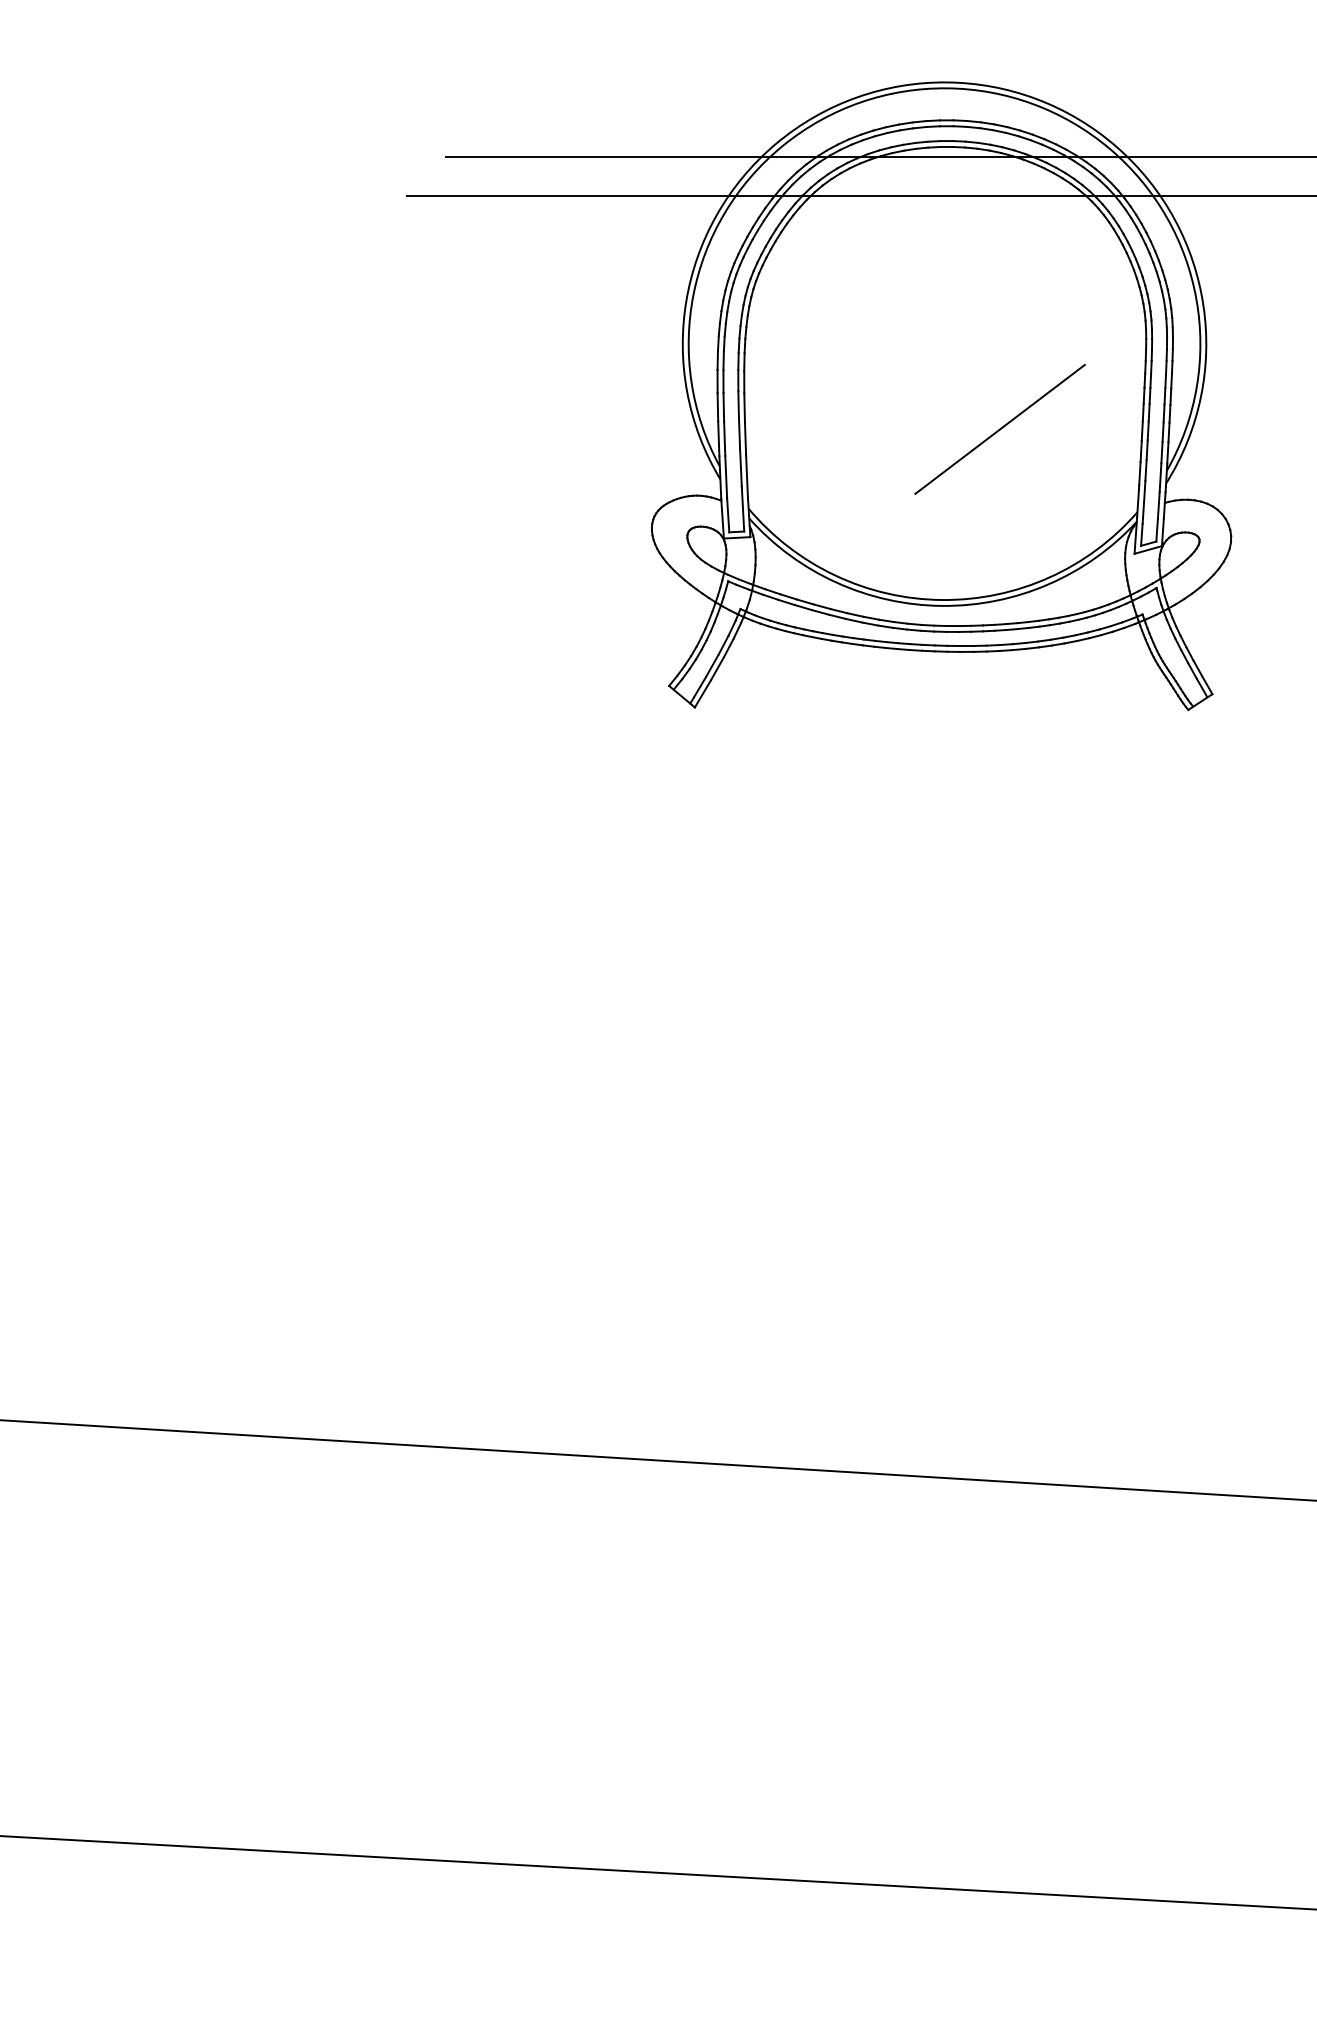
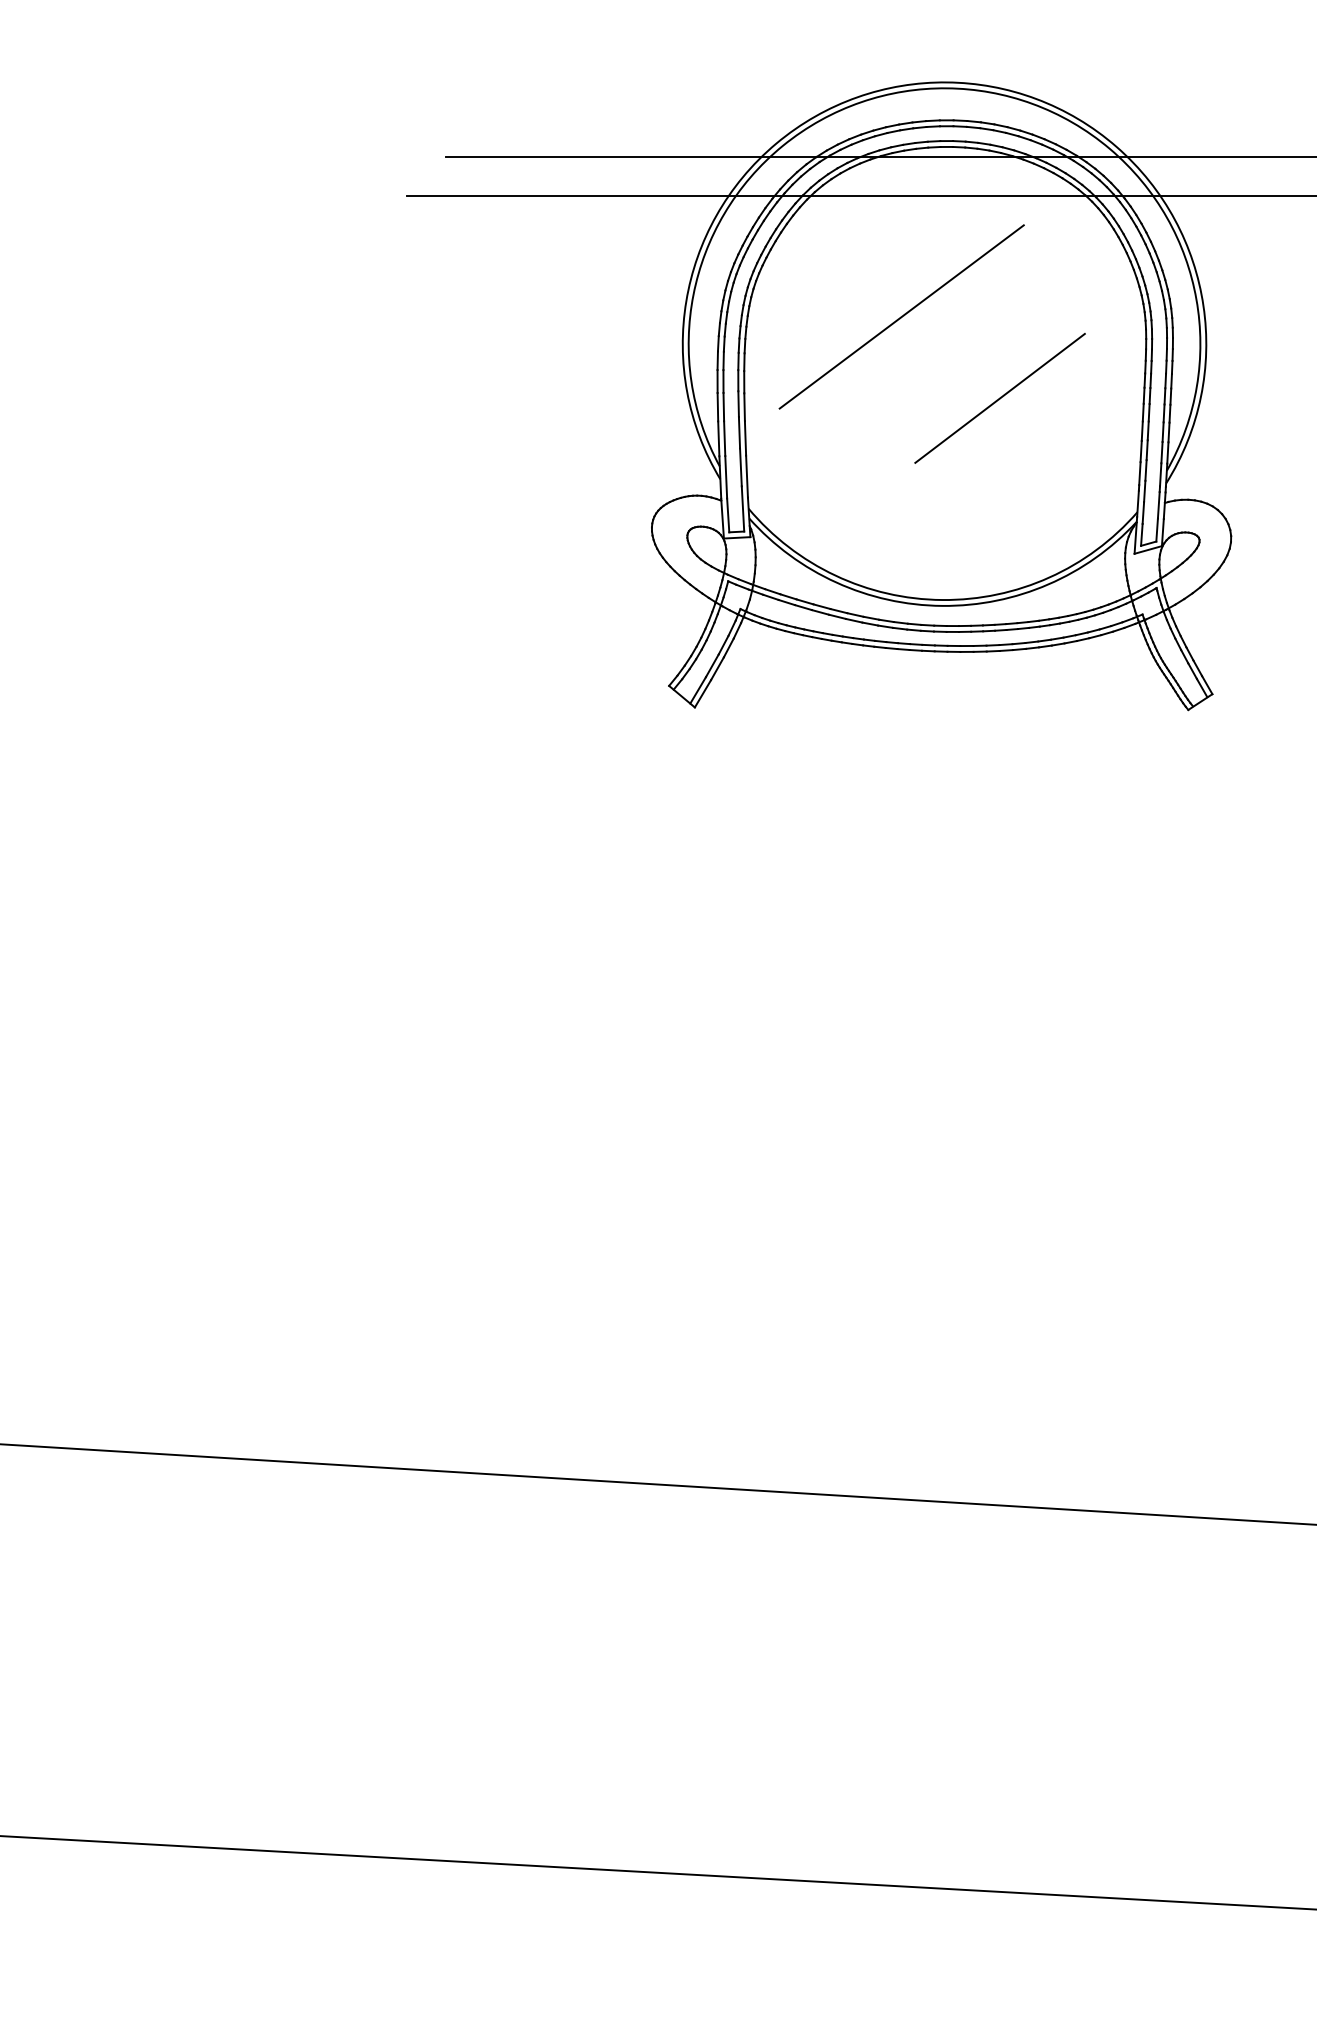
line: none -> present (901, 316)
line position: (999, 429) -> (999, 398) (999, 398)
line position: (657, 1460) -> (657, 1484) (657, 1484)
